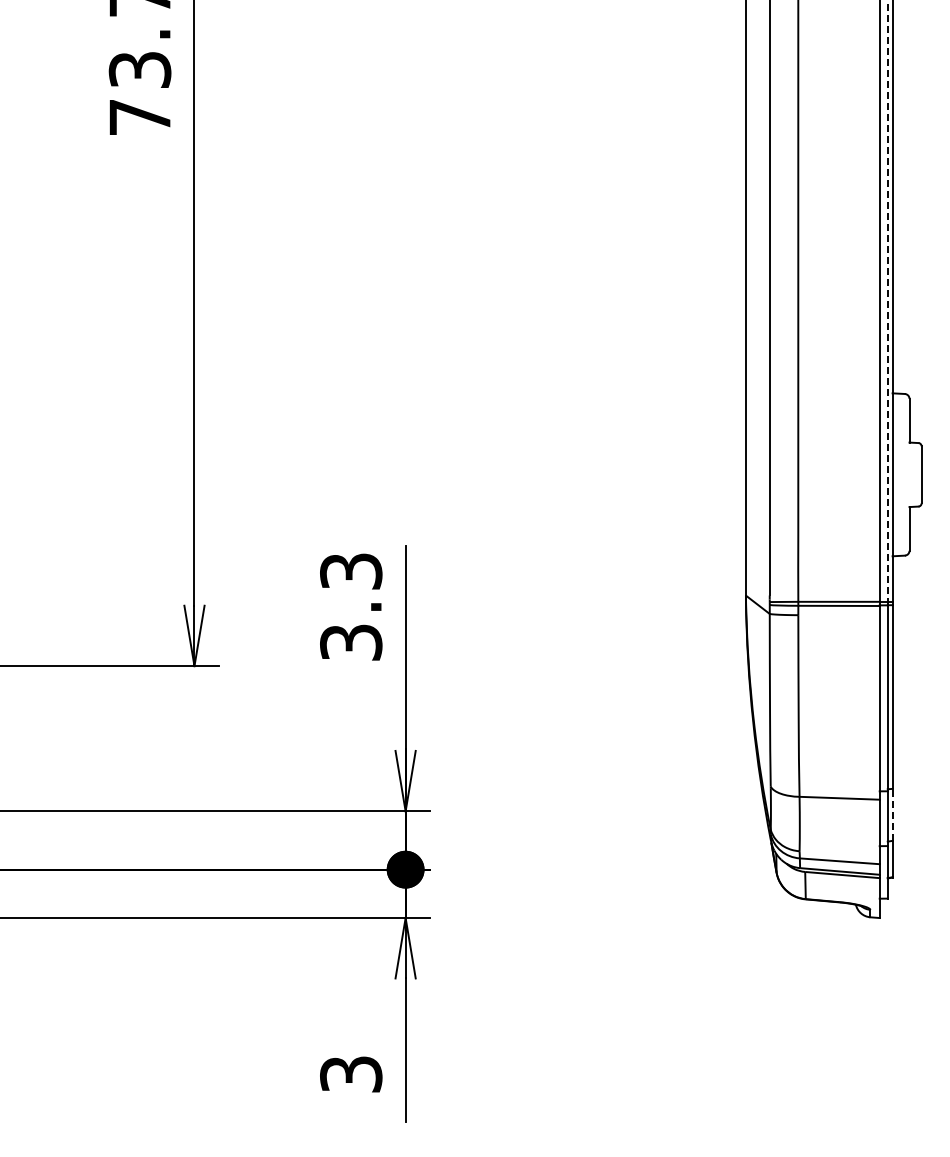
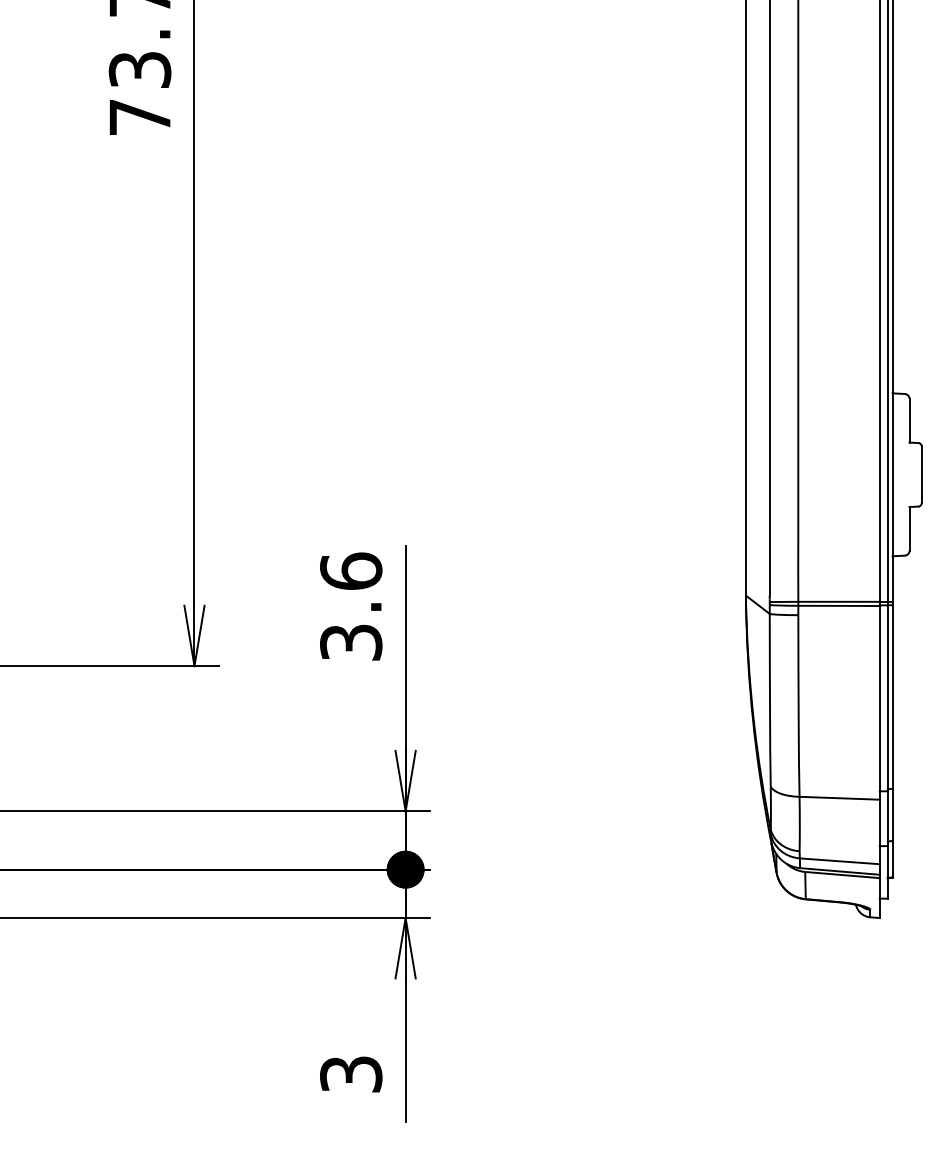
line: dashed -> solid (887, 301)
text: 3.3 -> 3.6 (351, 570)
line: dashed -> solid (892, 814)
